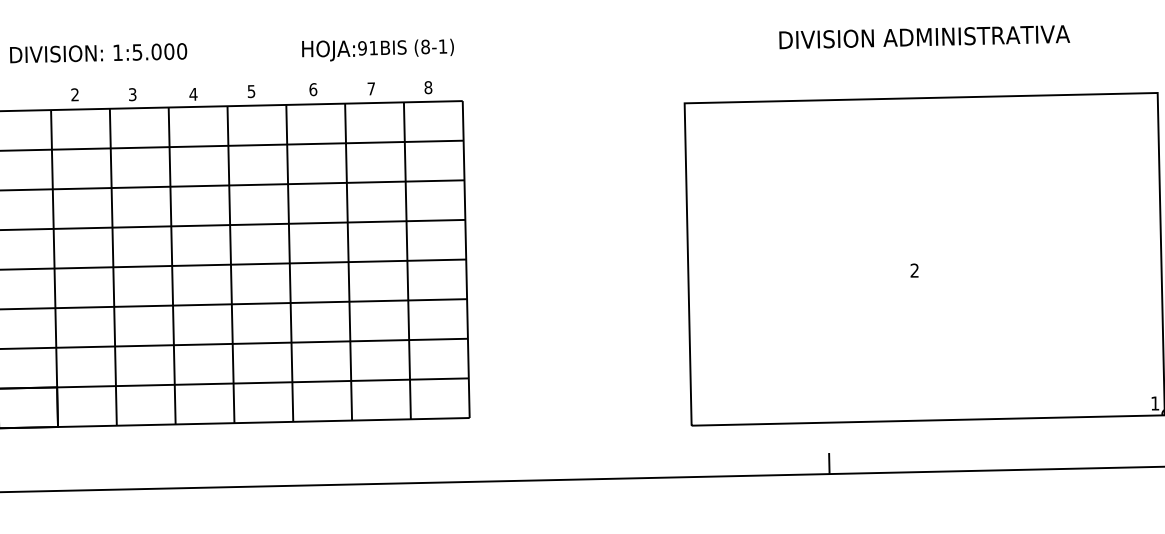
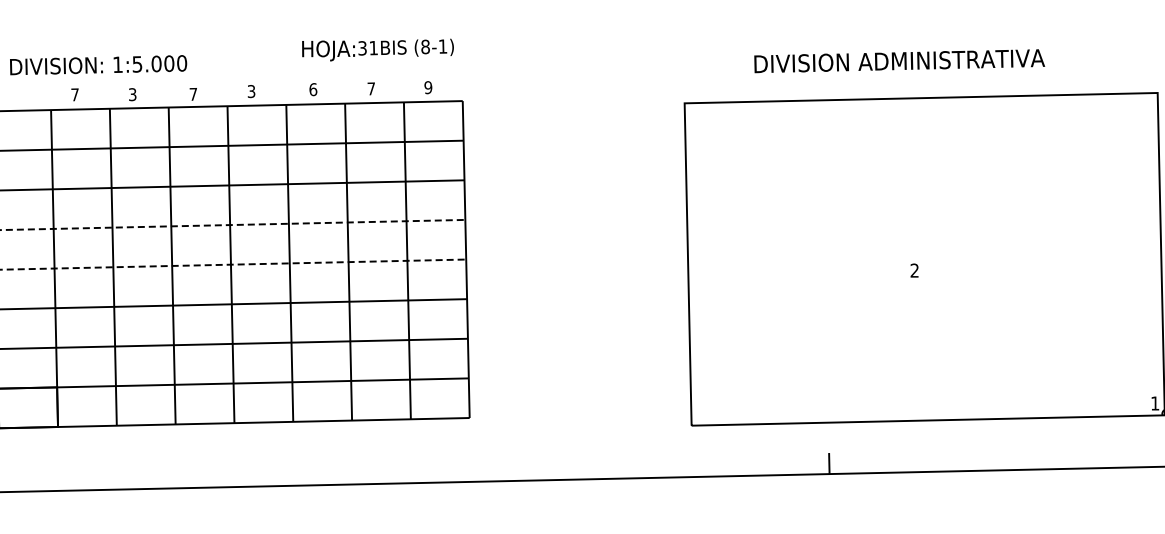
text position: (924, 37) -> (899, 61) (899, 61)
text: 91BIS -> 31BIS (362, 48)
text position: (98, 53) -> (98, 65) (98, 65)
text: 8 -> 9 (428, 87)
text: 5 -> 3 (251, 91)
text: 2 -> 7 (74, 94)
text: 4 -> 7 (193, 94)
line: solid -> dashed (233, 225)
line: solid -> dashed (233, 264)
